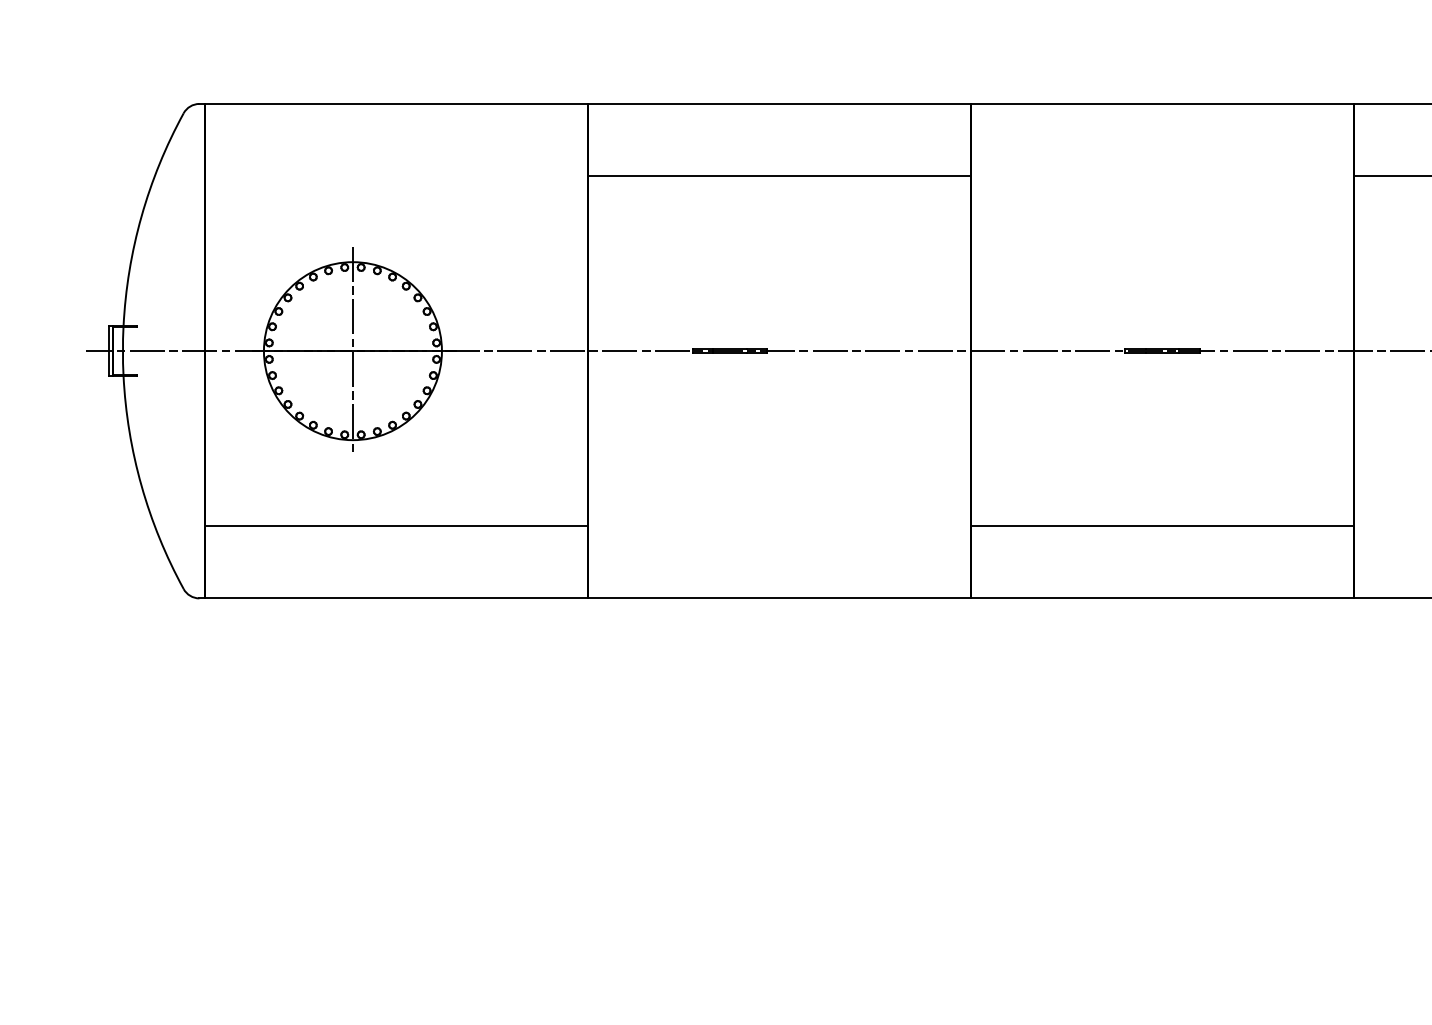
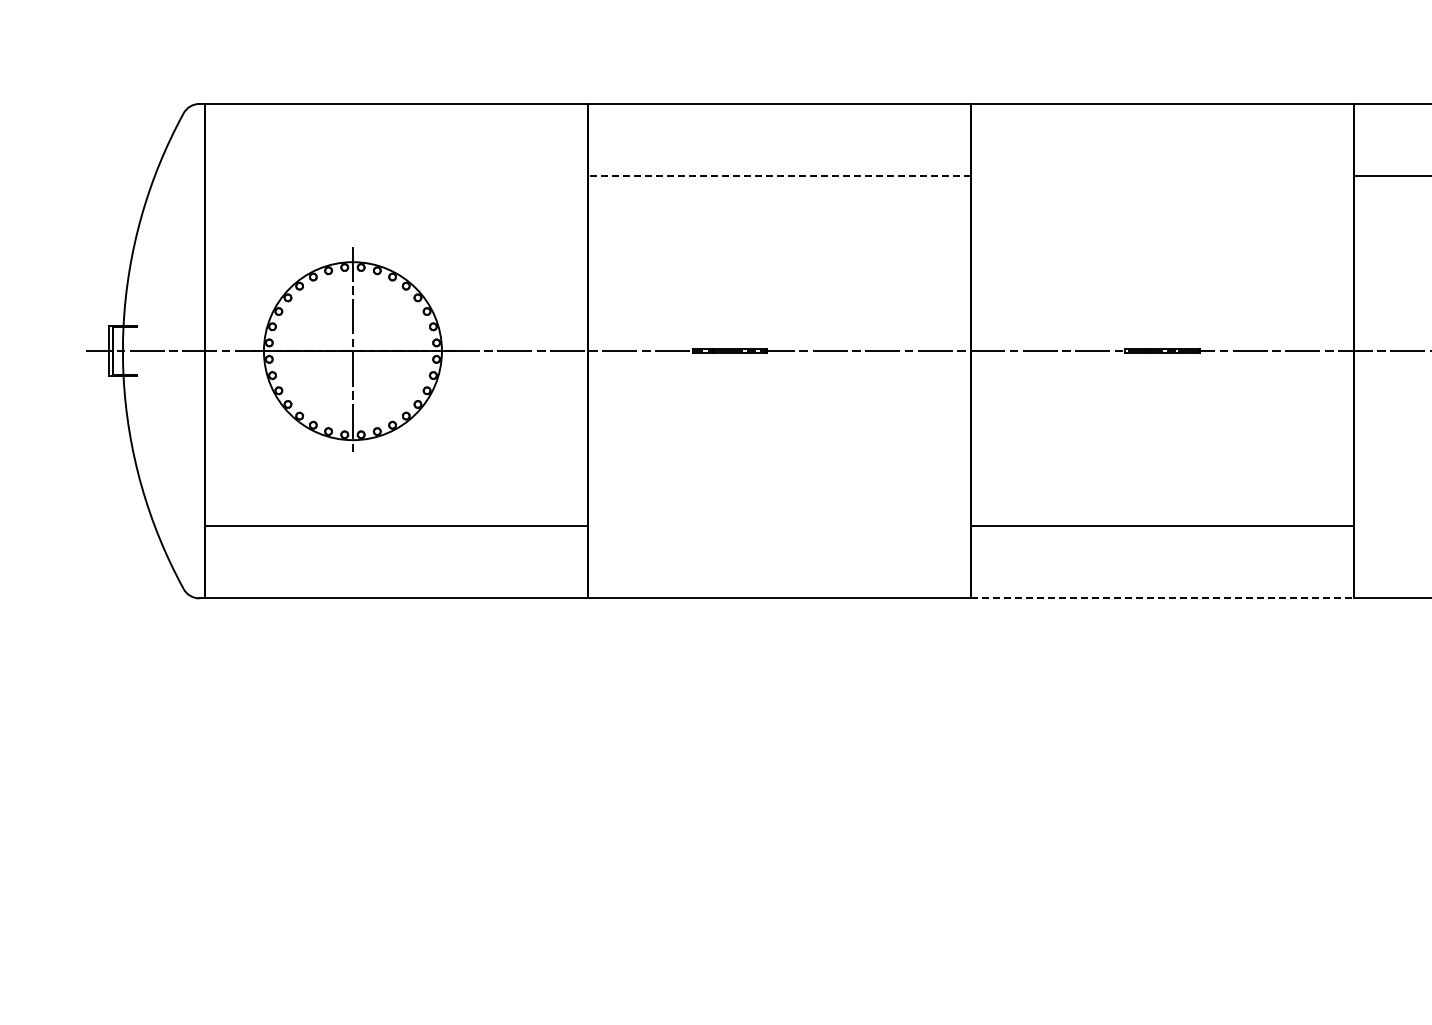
line: solid -> dashed (779, 176)
line: solid -> dashed (1162, 598)
